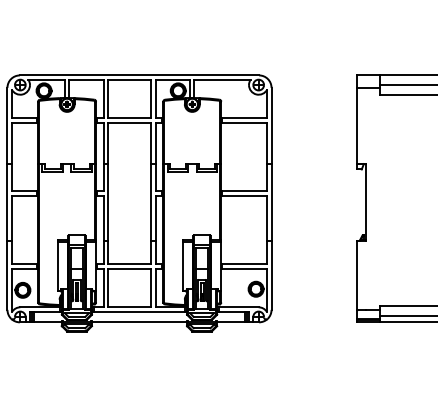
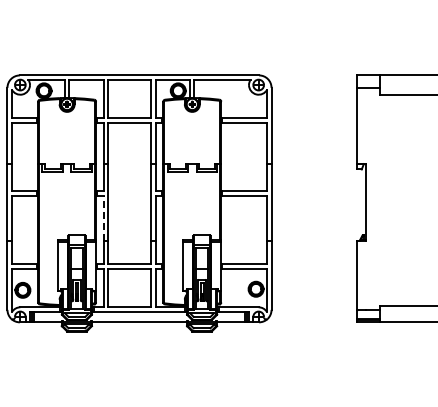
line: present -> none (406, 85)
line: solid -> dashed (103, 217)
line: present -> none (406, 315)
